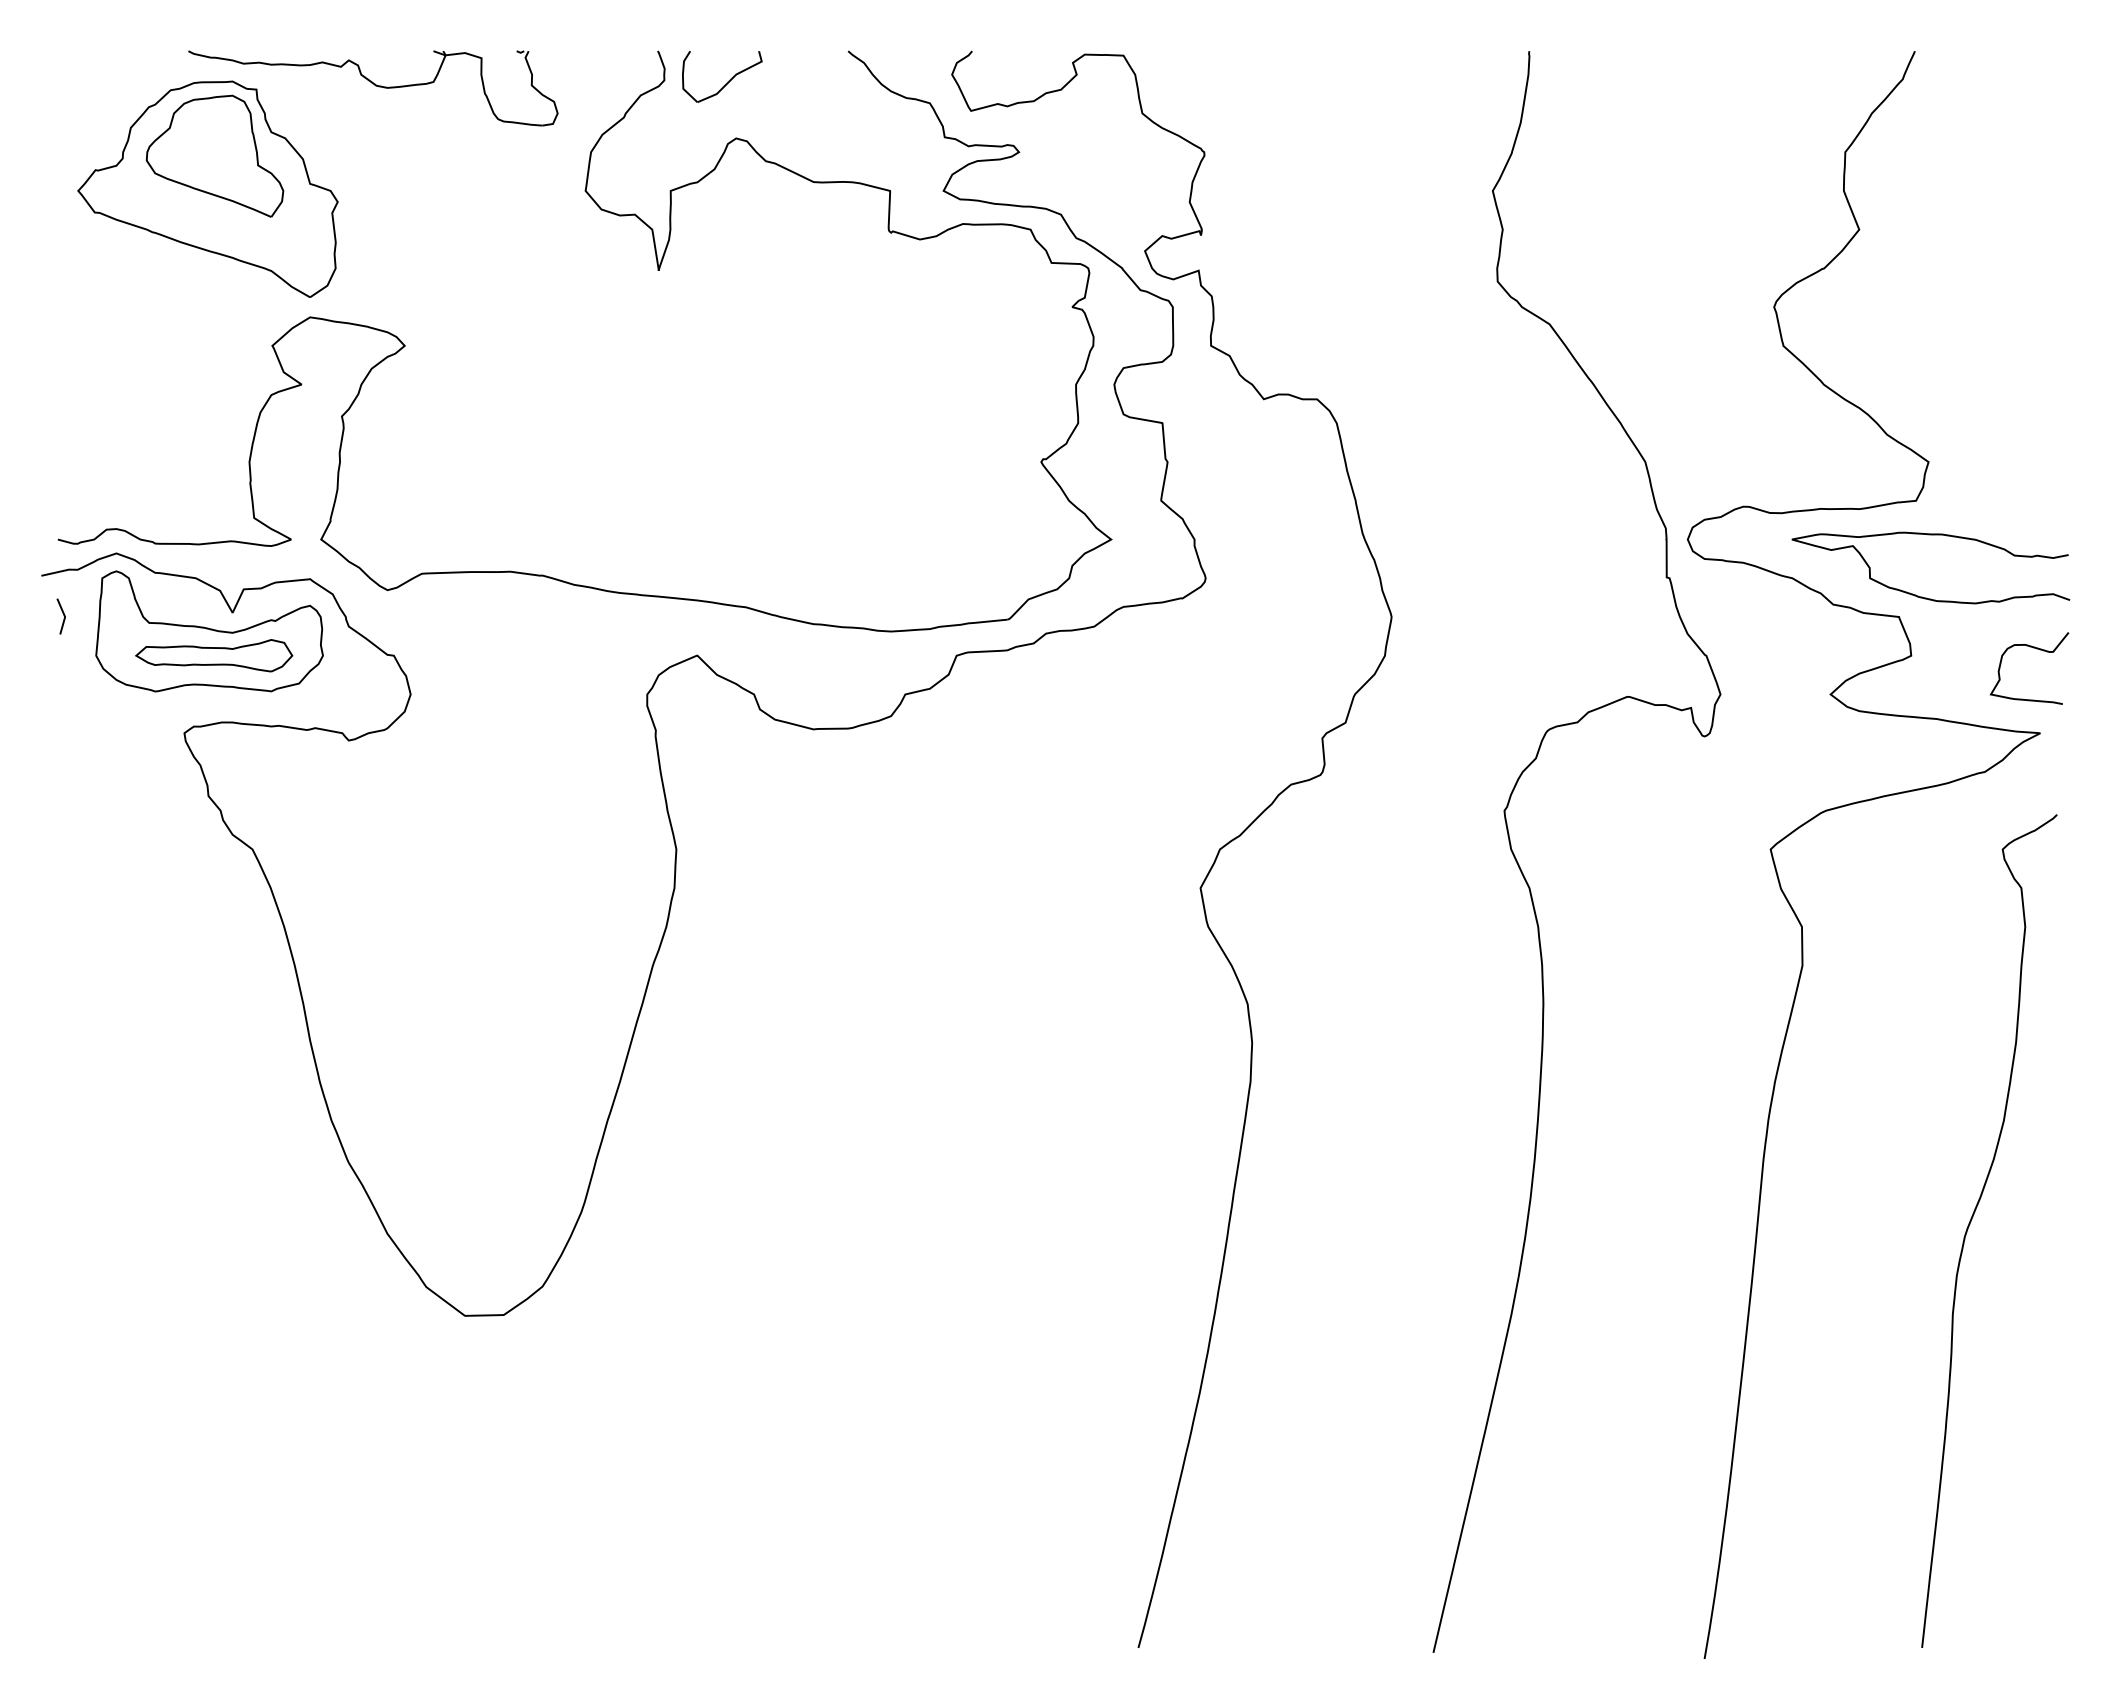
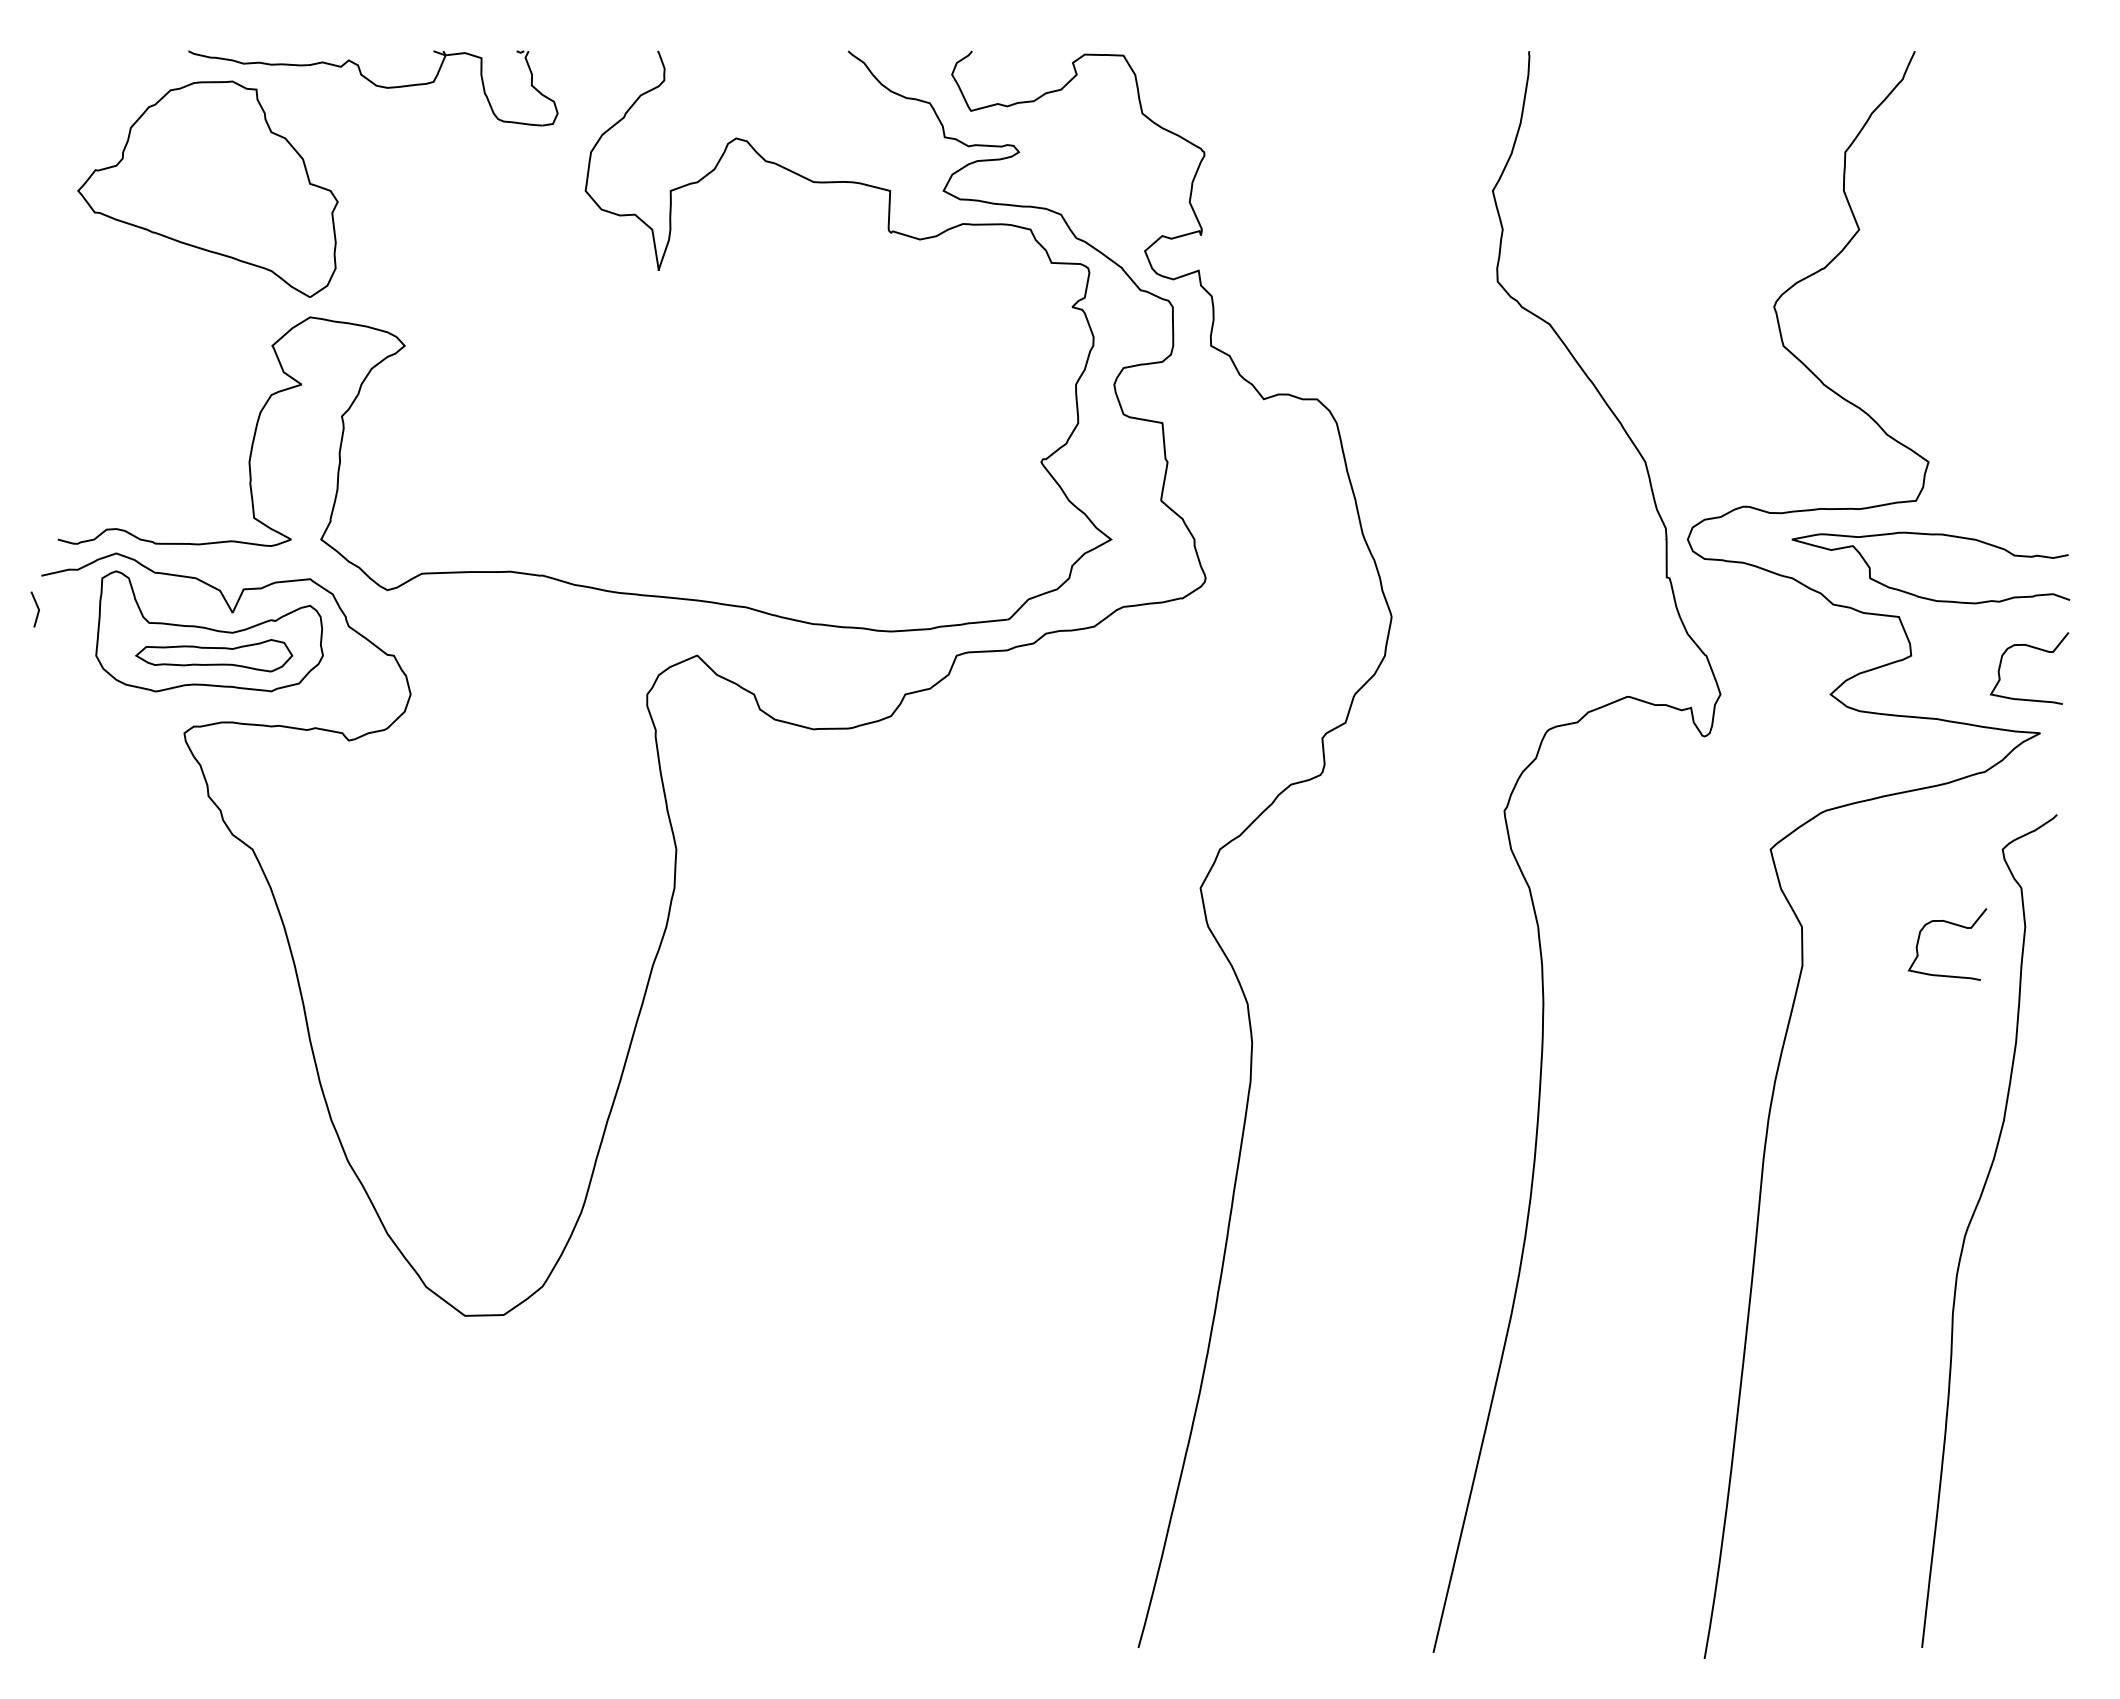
part: present -> none (727, 81)
part: present -> none (214, 155)
line position: (63, 616) -> (37, 609) (37, 609)
curve: none -> present (1954, 925)
